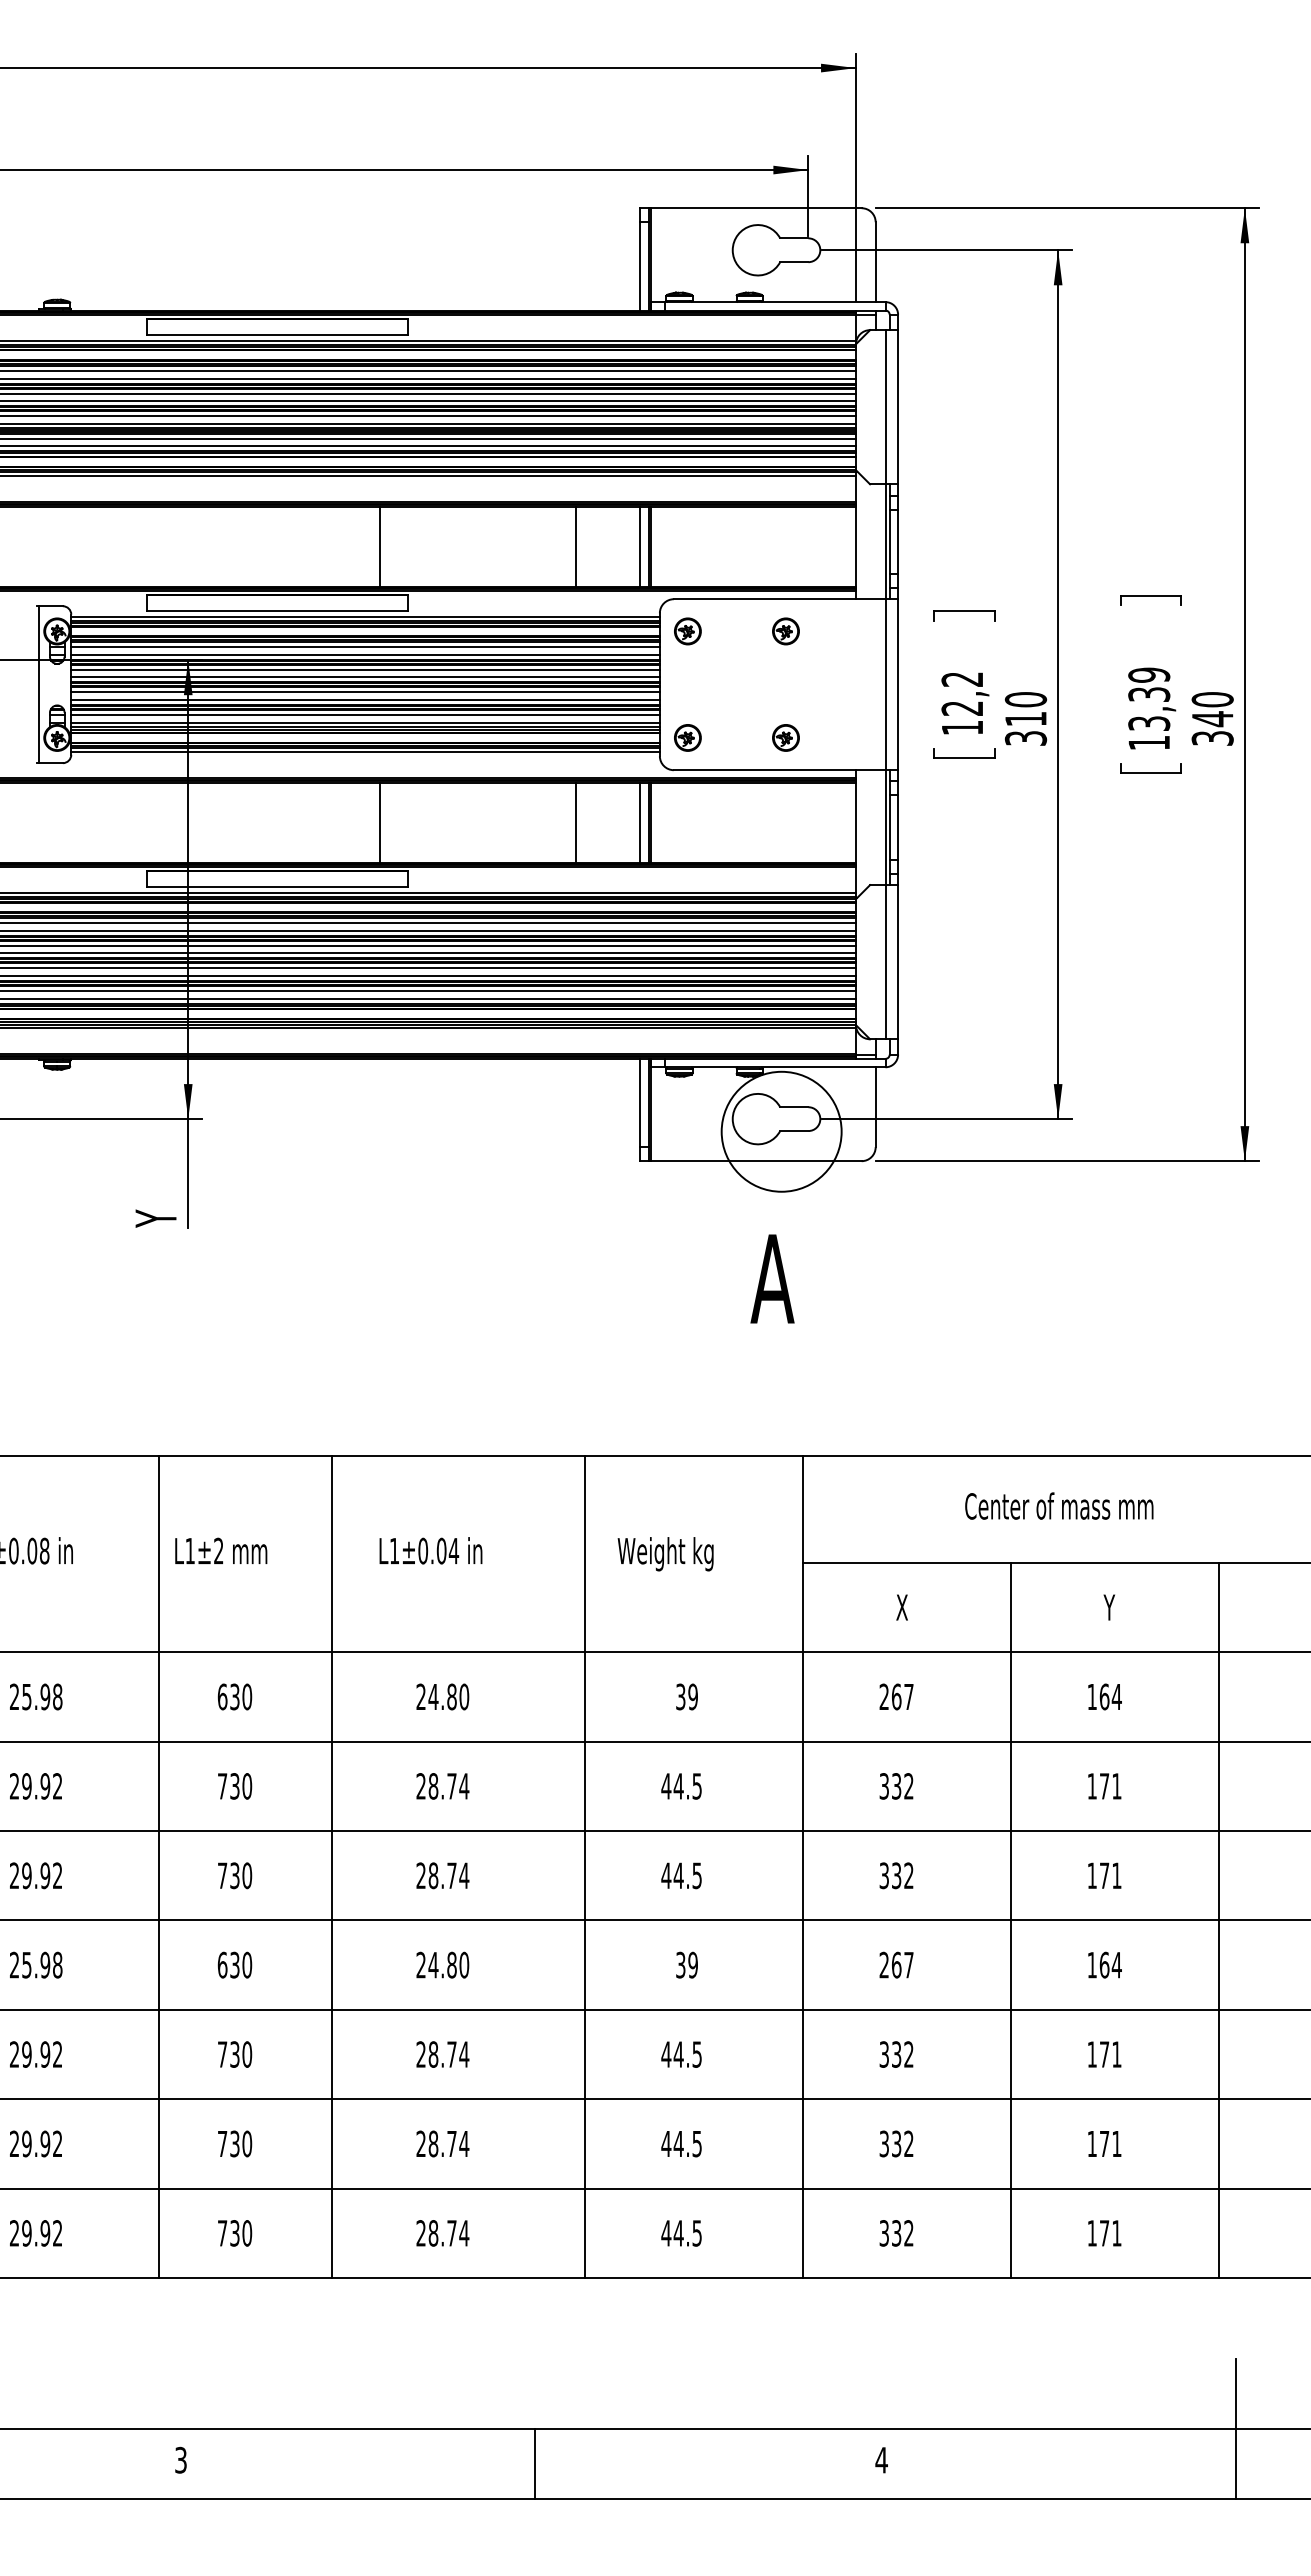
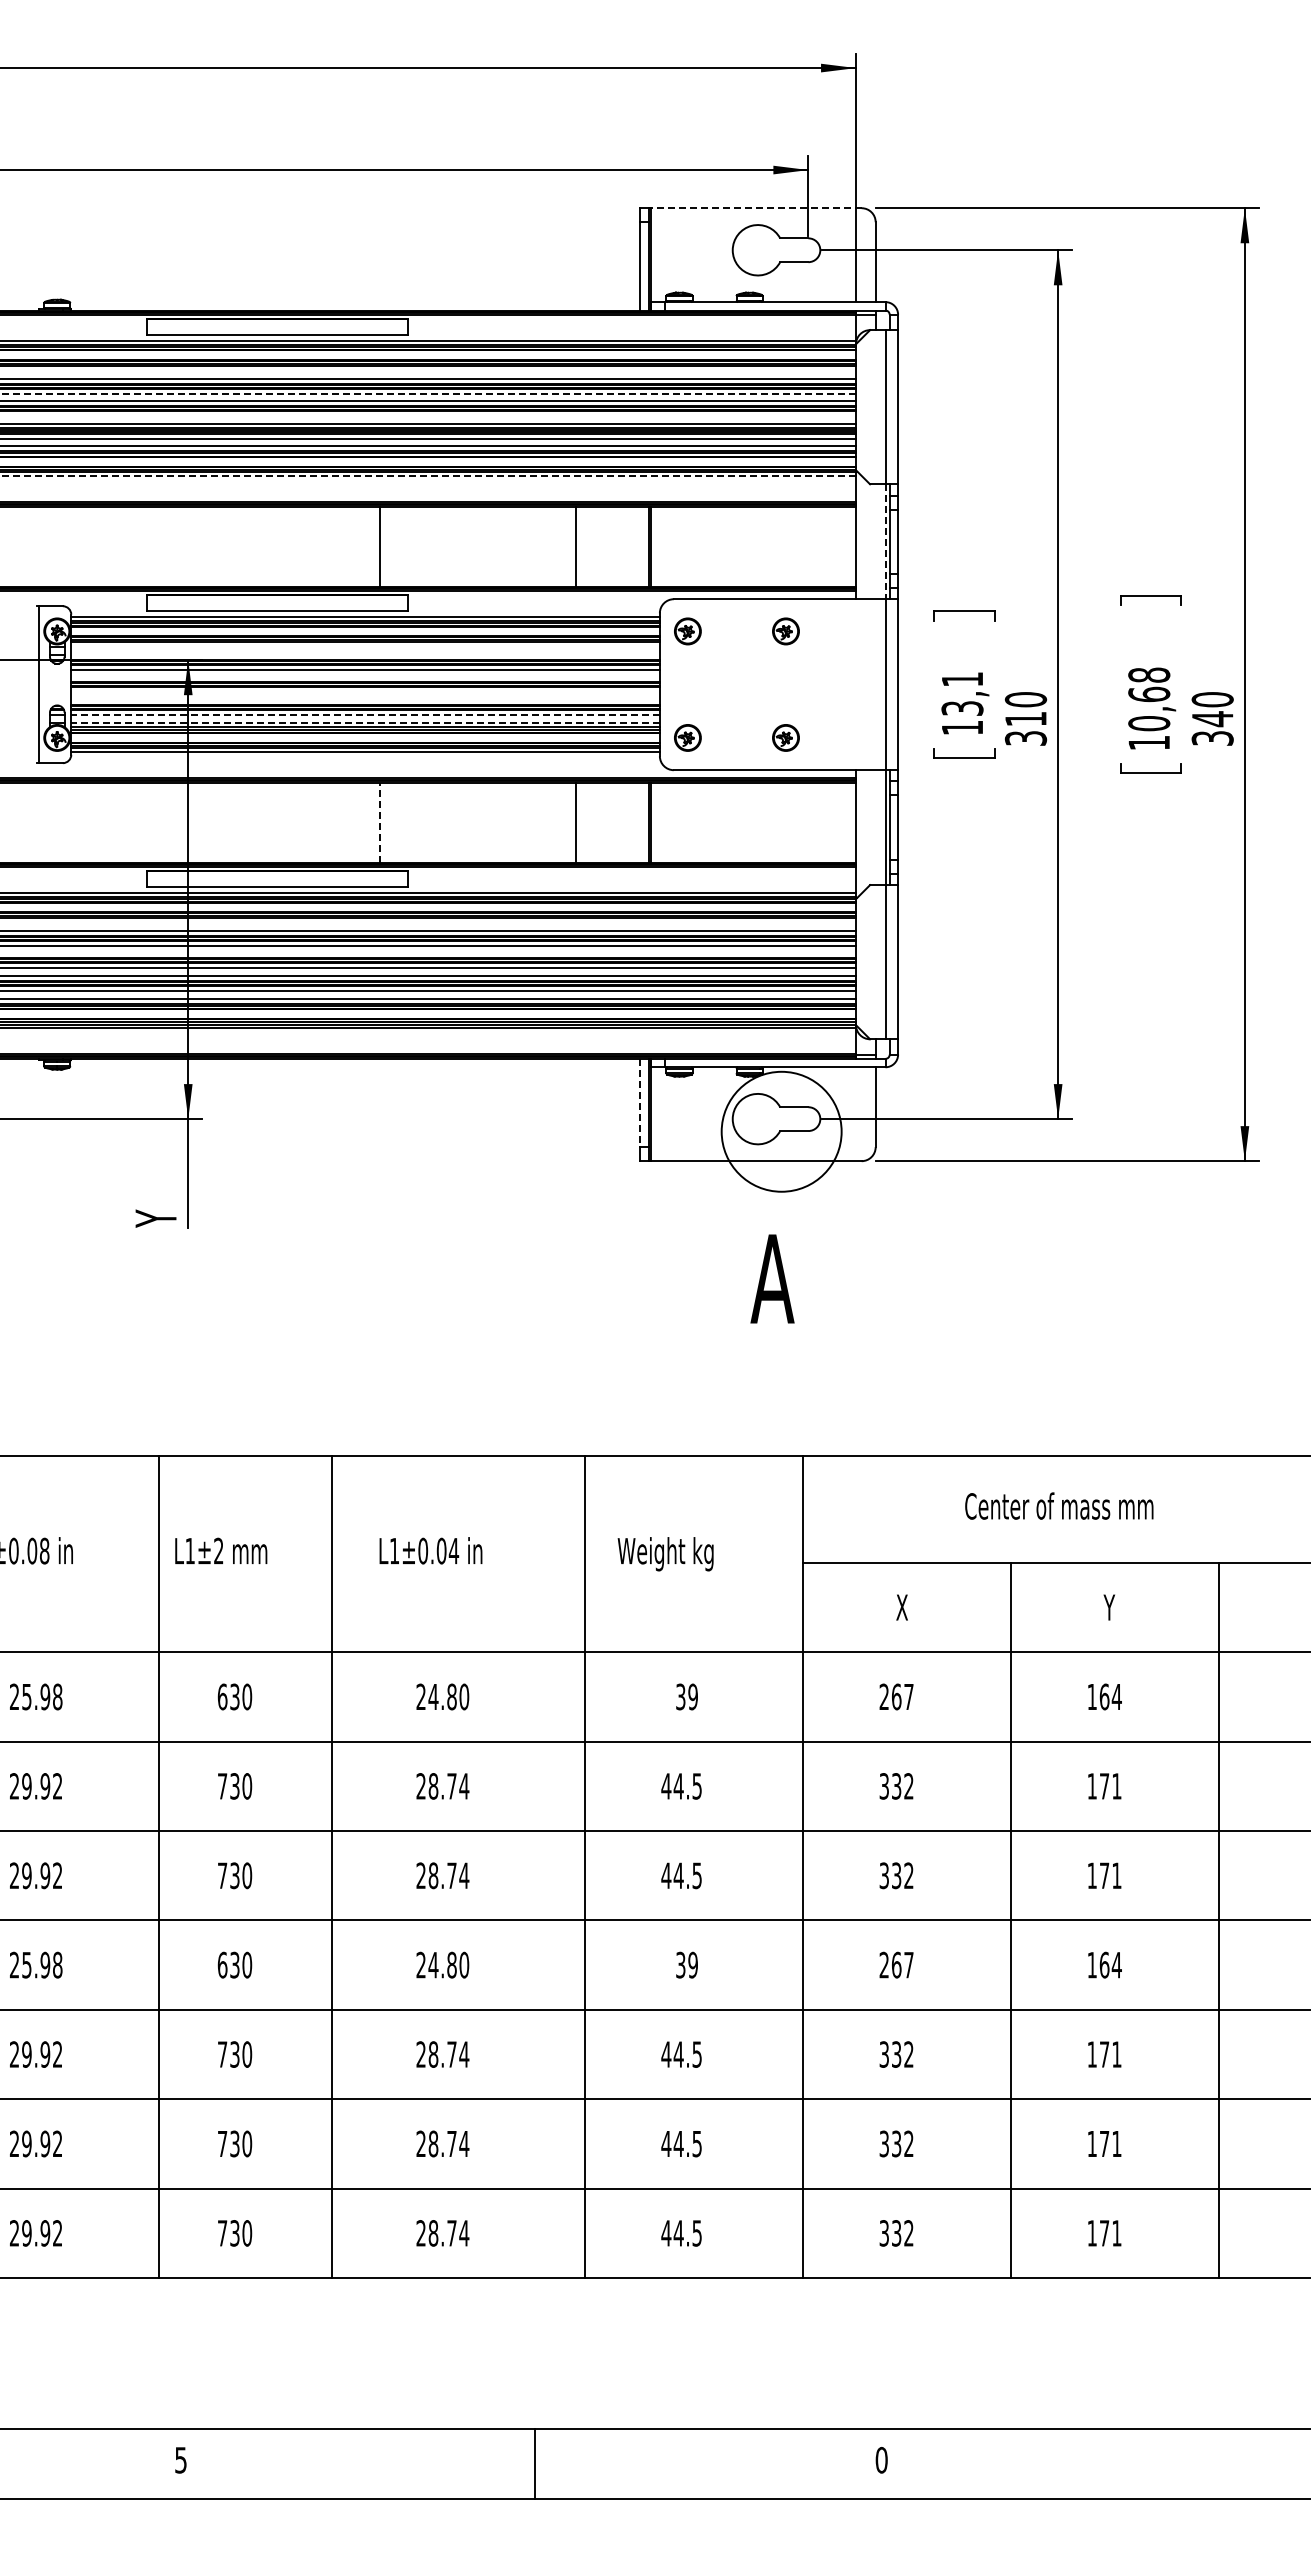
line: solid -> dashed (756, 208)
line: present -> none (429, 370)
line: solid -> dashed (428, 393)
line: present -> none (429, 416)
line: solid -> dashed (428, 476)
line: solid -> dashed (885, 542)
line: present -> none (640, 546)
line: present -> none (365, 646)
line: present -> none (365, 654)
line: present -> none (365, 677)
line: present -> none (365, 692)
text: 12,2 -> 13,1 (962, 693)
line: present -> none (365, 699)
text: 13,39 -> 10,68 (1149, 699)
line: solid -> dashed (365, 714)
line: solid -> dashed (365, 722)
line: solid -> dashed (379, 822)
line: present -> none (640, 822)
line: present -> none (429, 922)
line: present -> none (429, 953)
line: solid -> dashed (640, 1103)
line: present -> none (1236, 2428)
text: 3 -> 5 (180, 2459)
text: 4 -> 0 (881, 2459)
